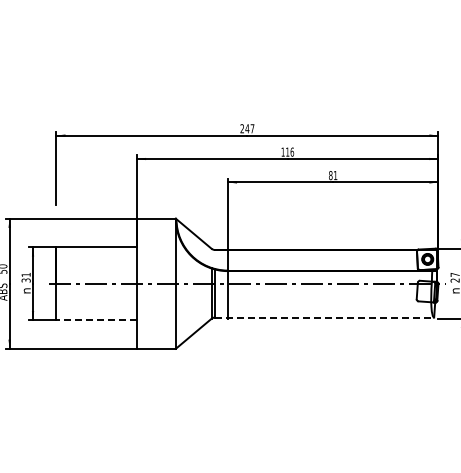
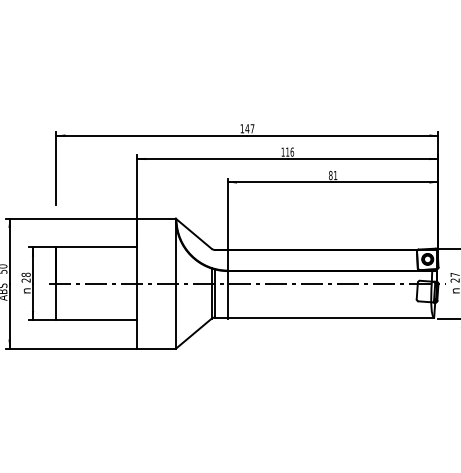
text: 247 -> 147 (241, 128)
text: 31 -> 28 (25, 277)
line: dashed -> solid (324, 317)
line: dashed -> solid (96, 320)
